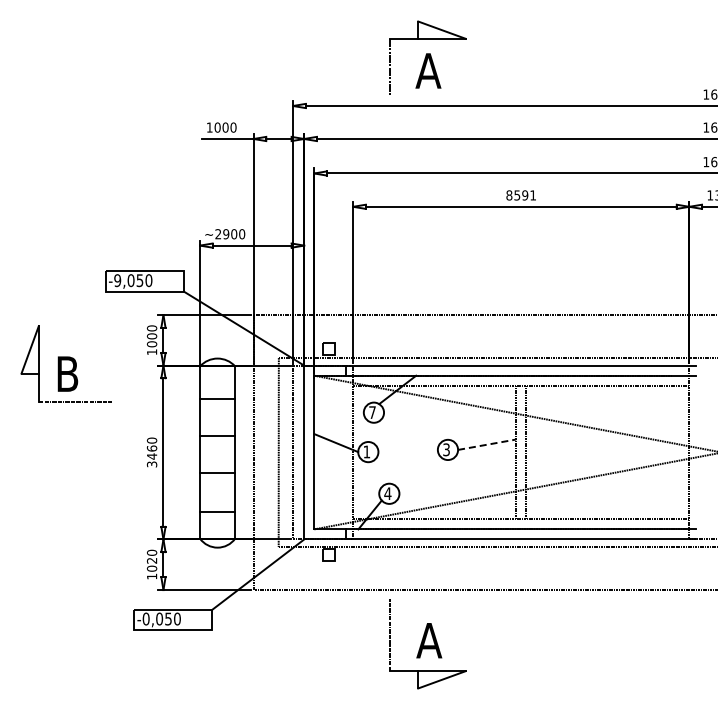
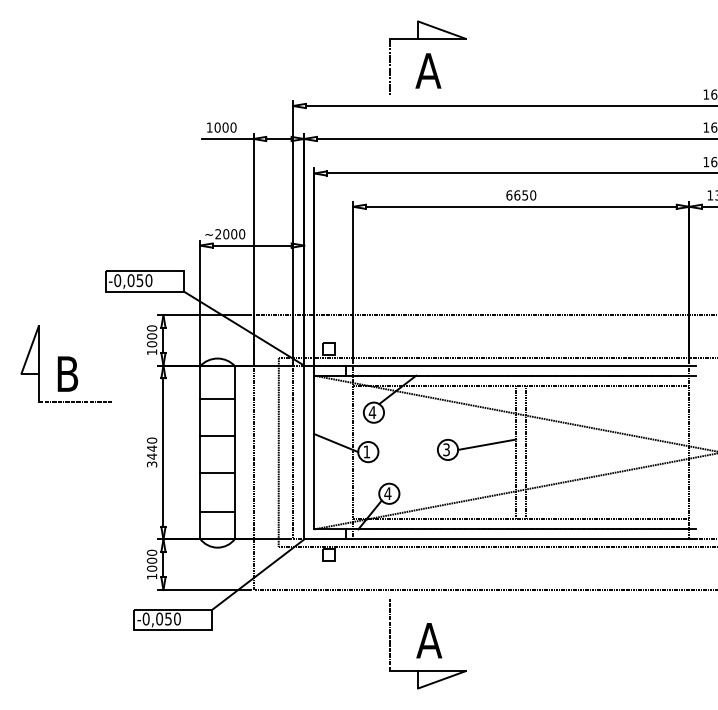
text: 8591 -> 6650 (521, 195)
text: ~2900 -> ~2000 (226, 234)
text: -9,050 -> -0,050 (117, 280)
text: 7 -> 4 (372, 412)
line: dashed -> solid (487, 444)
text: 3460 -> 3440 (151, 448)
text: 1020 -> 1000 (152, 560)
